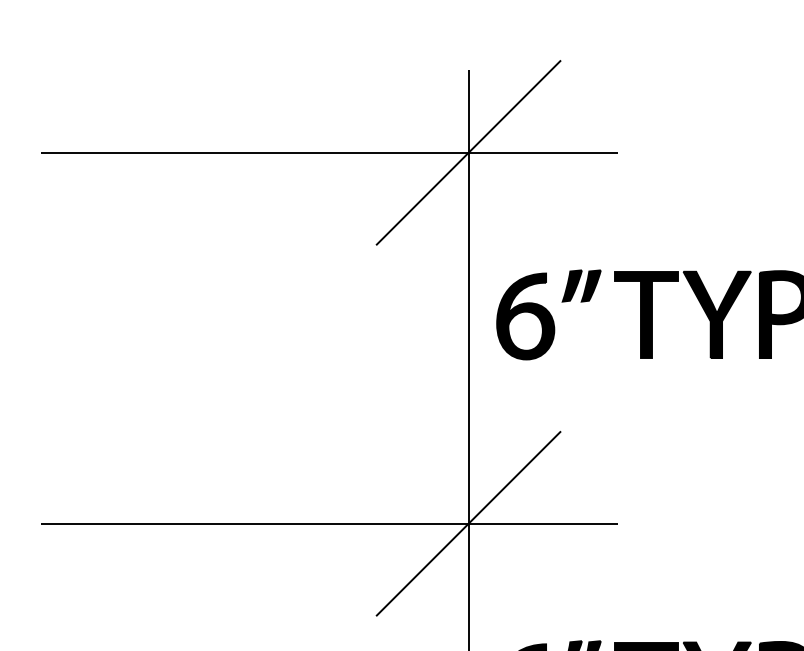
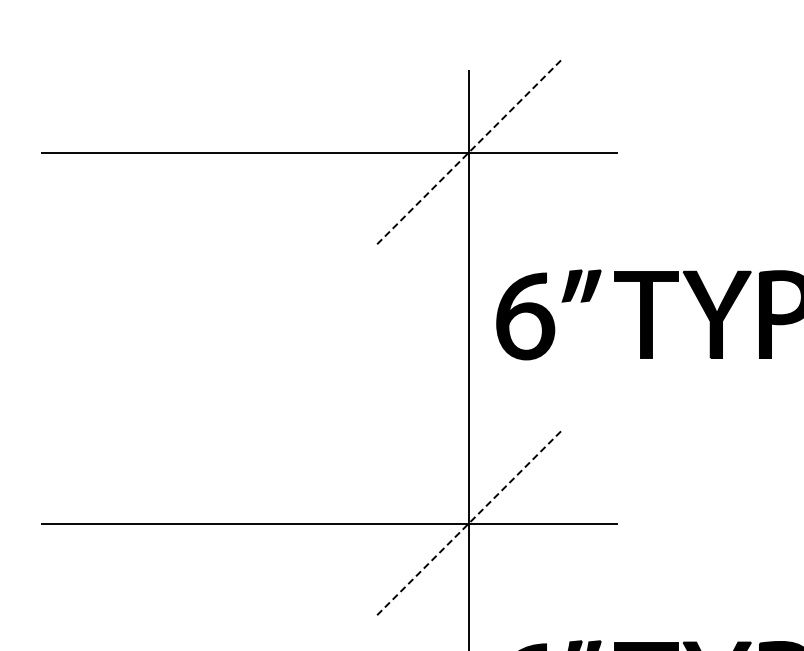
line: solid -> dashed (468, 152)
line: solid -> dashed (468, 523)
